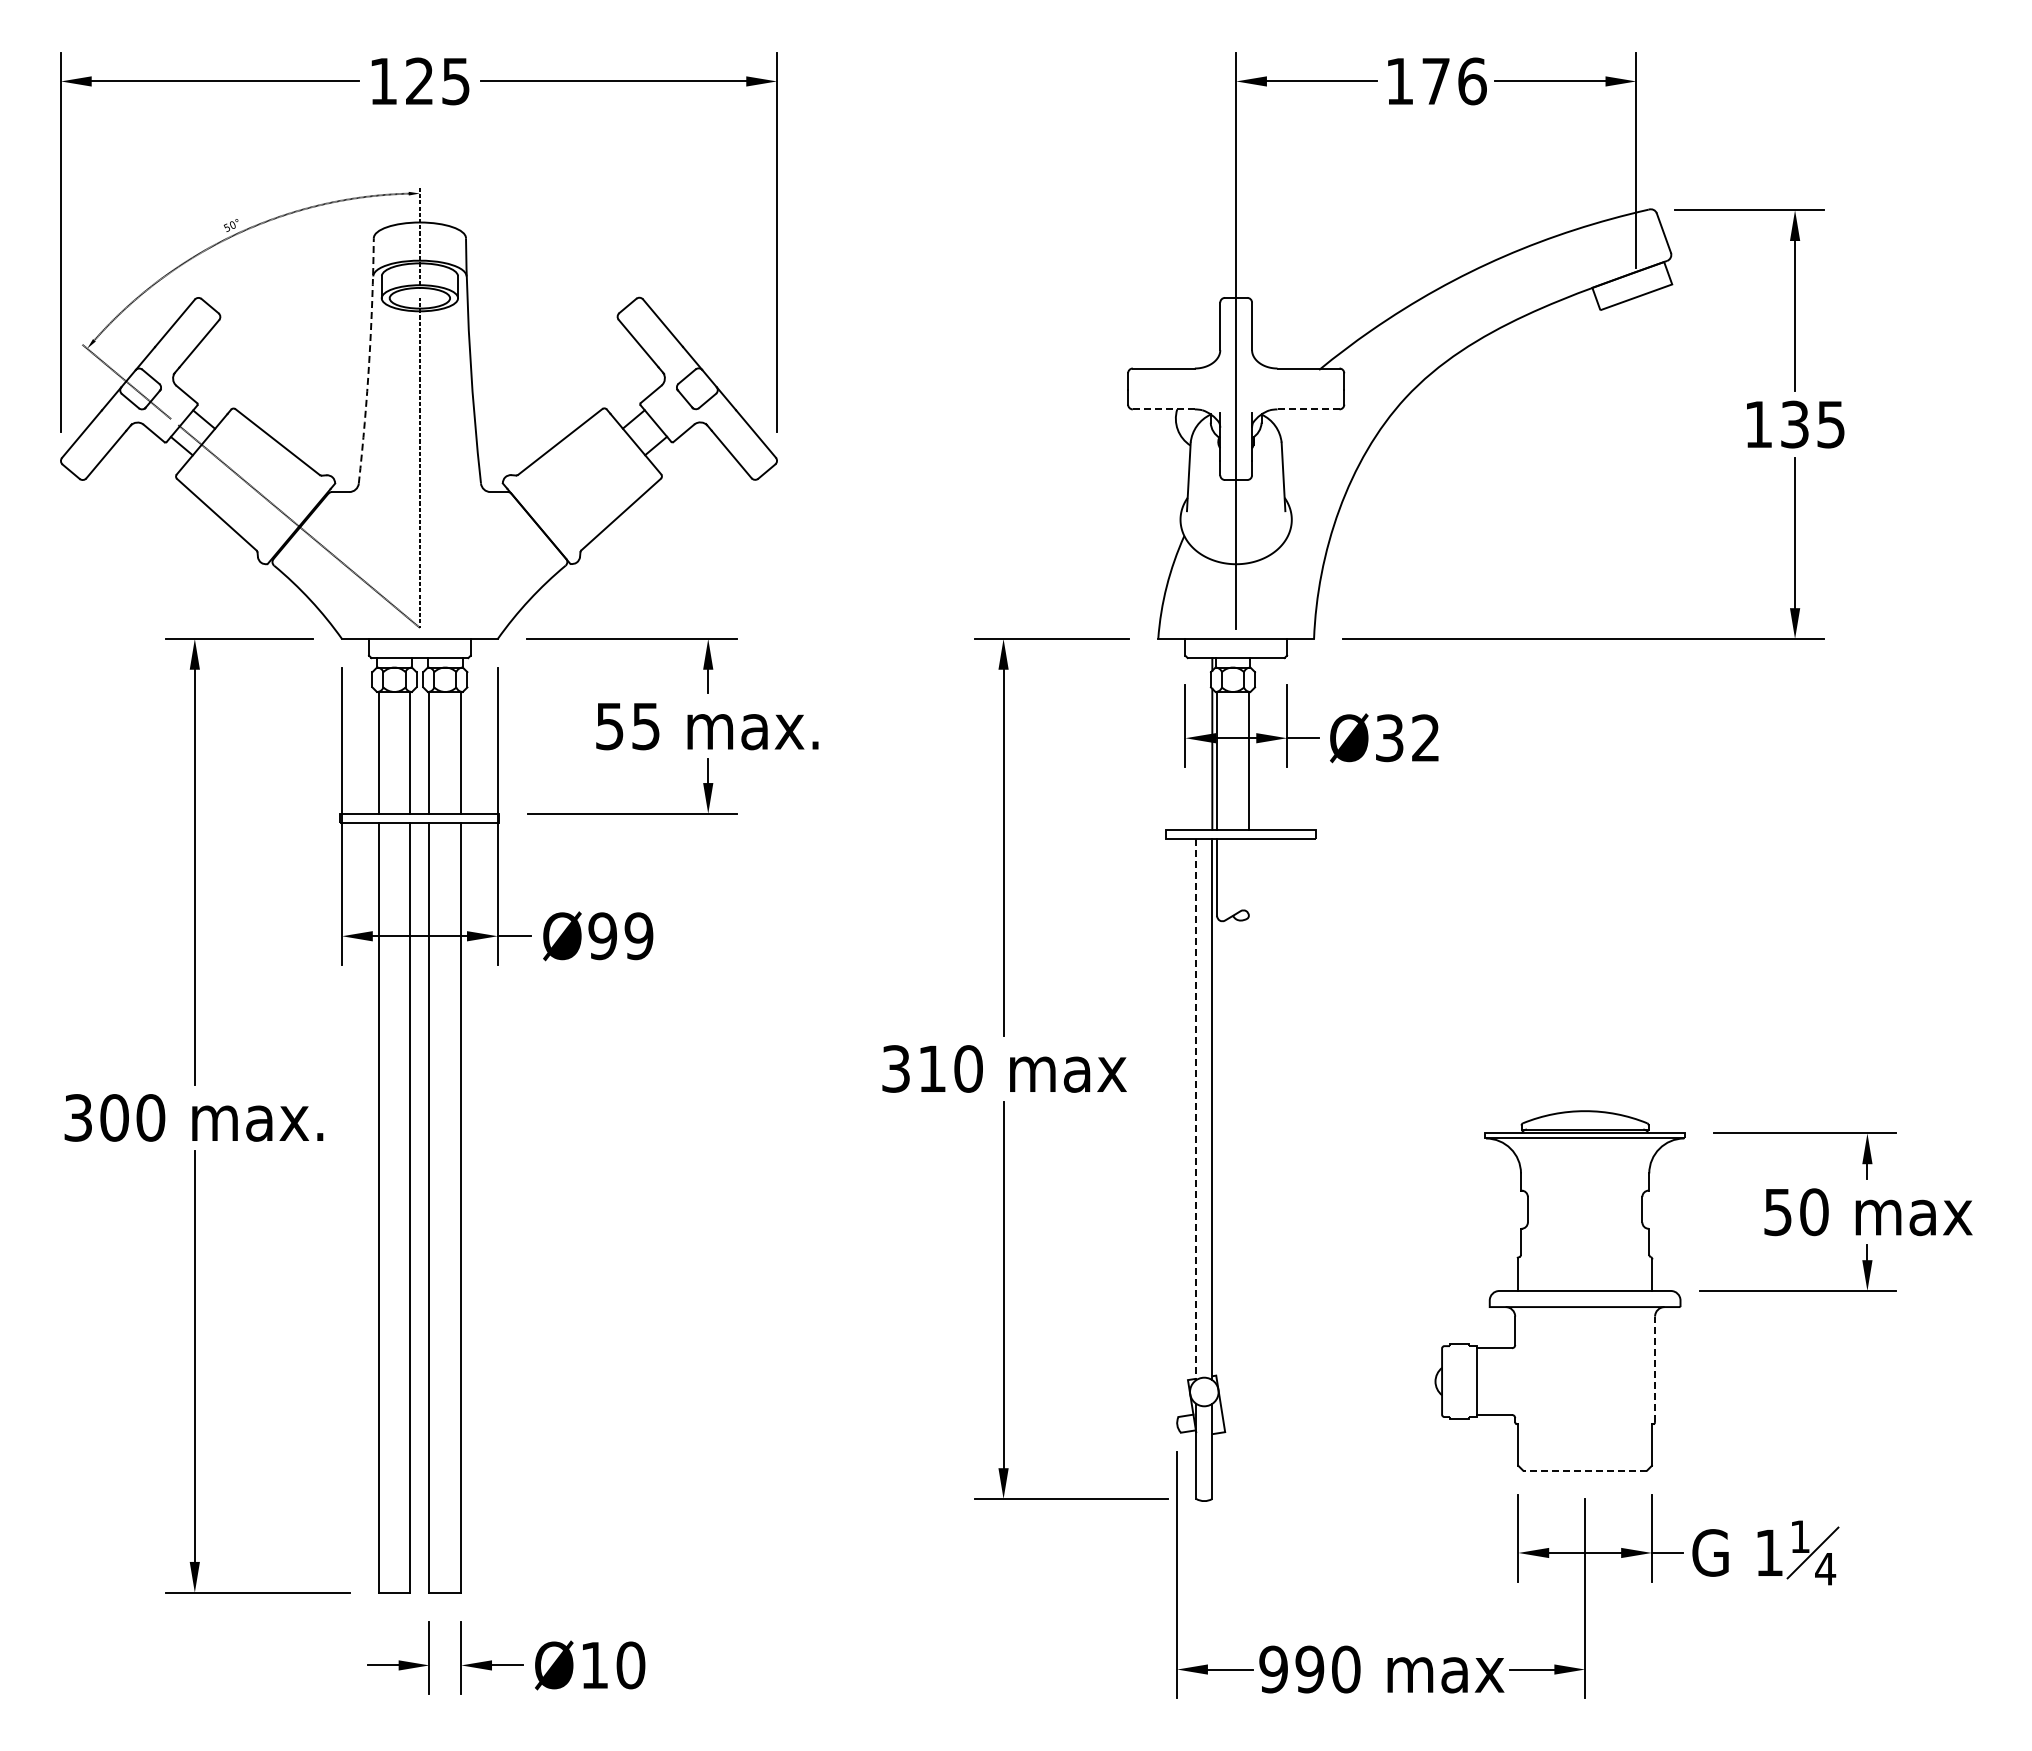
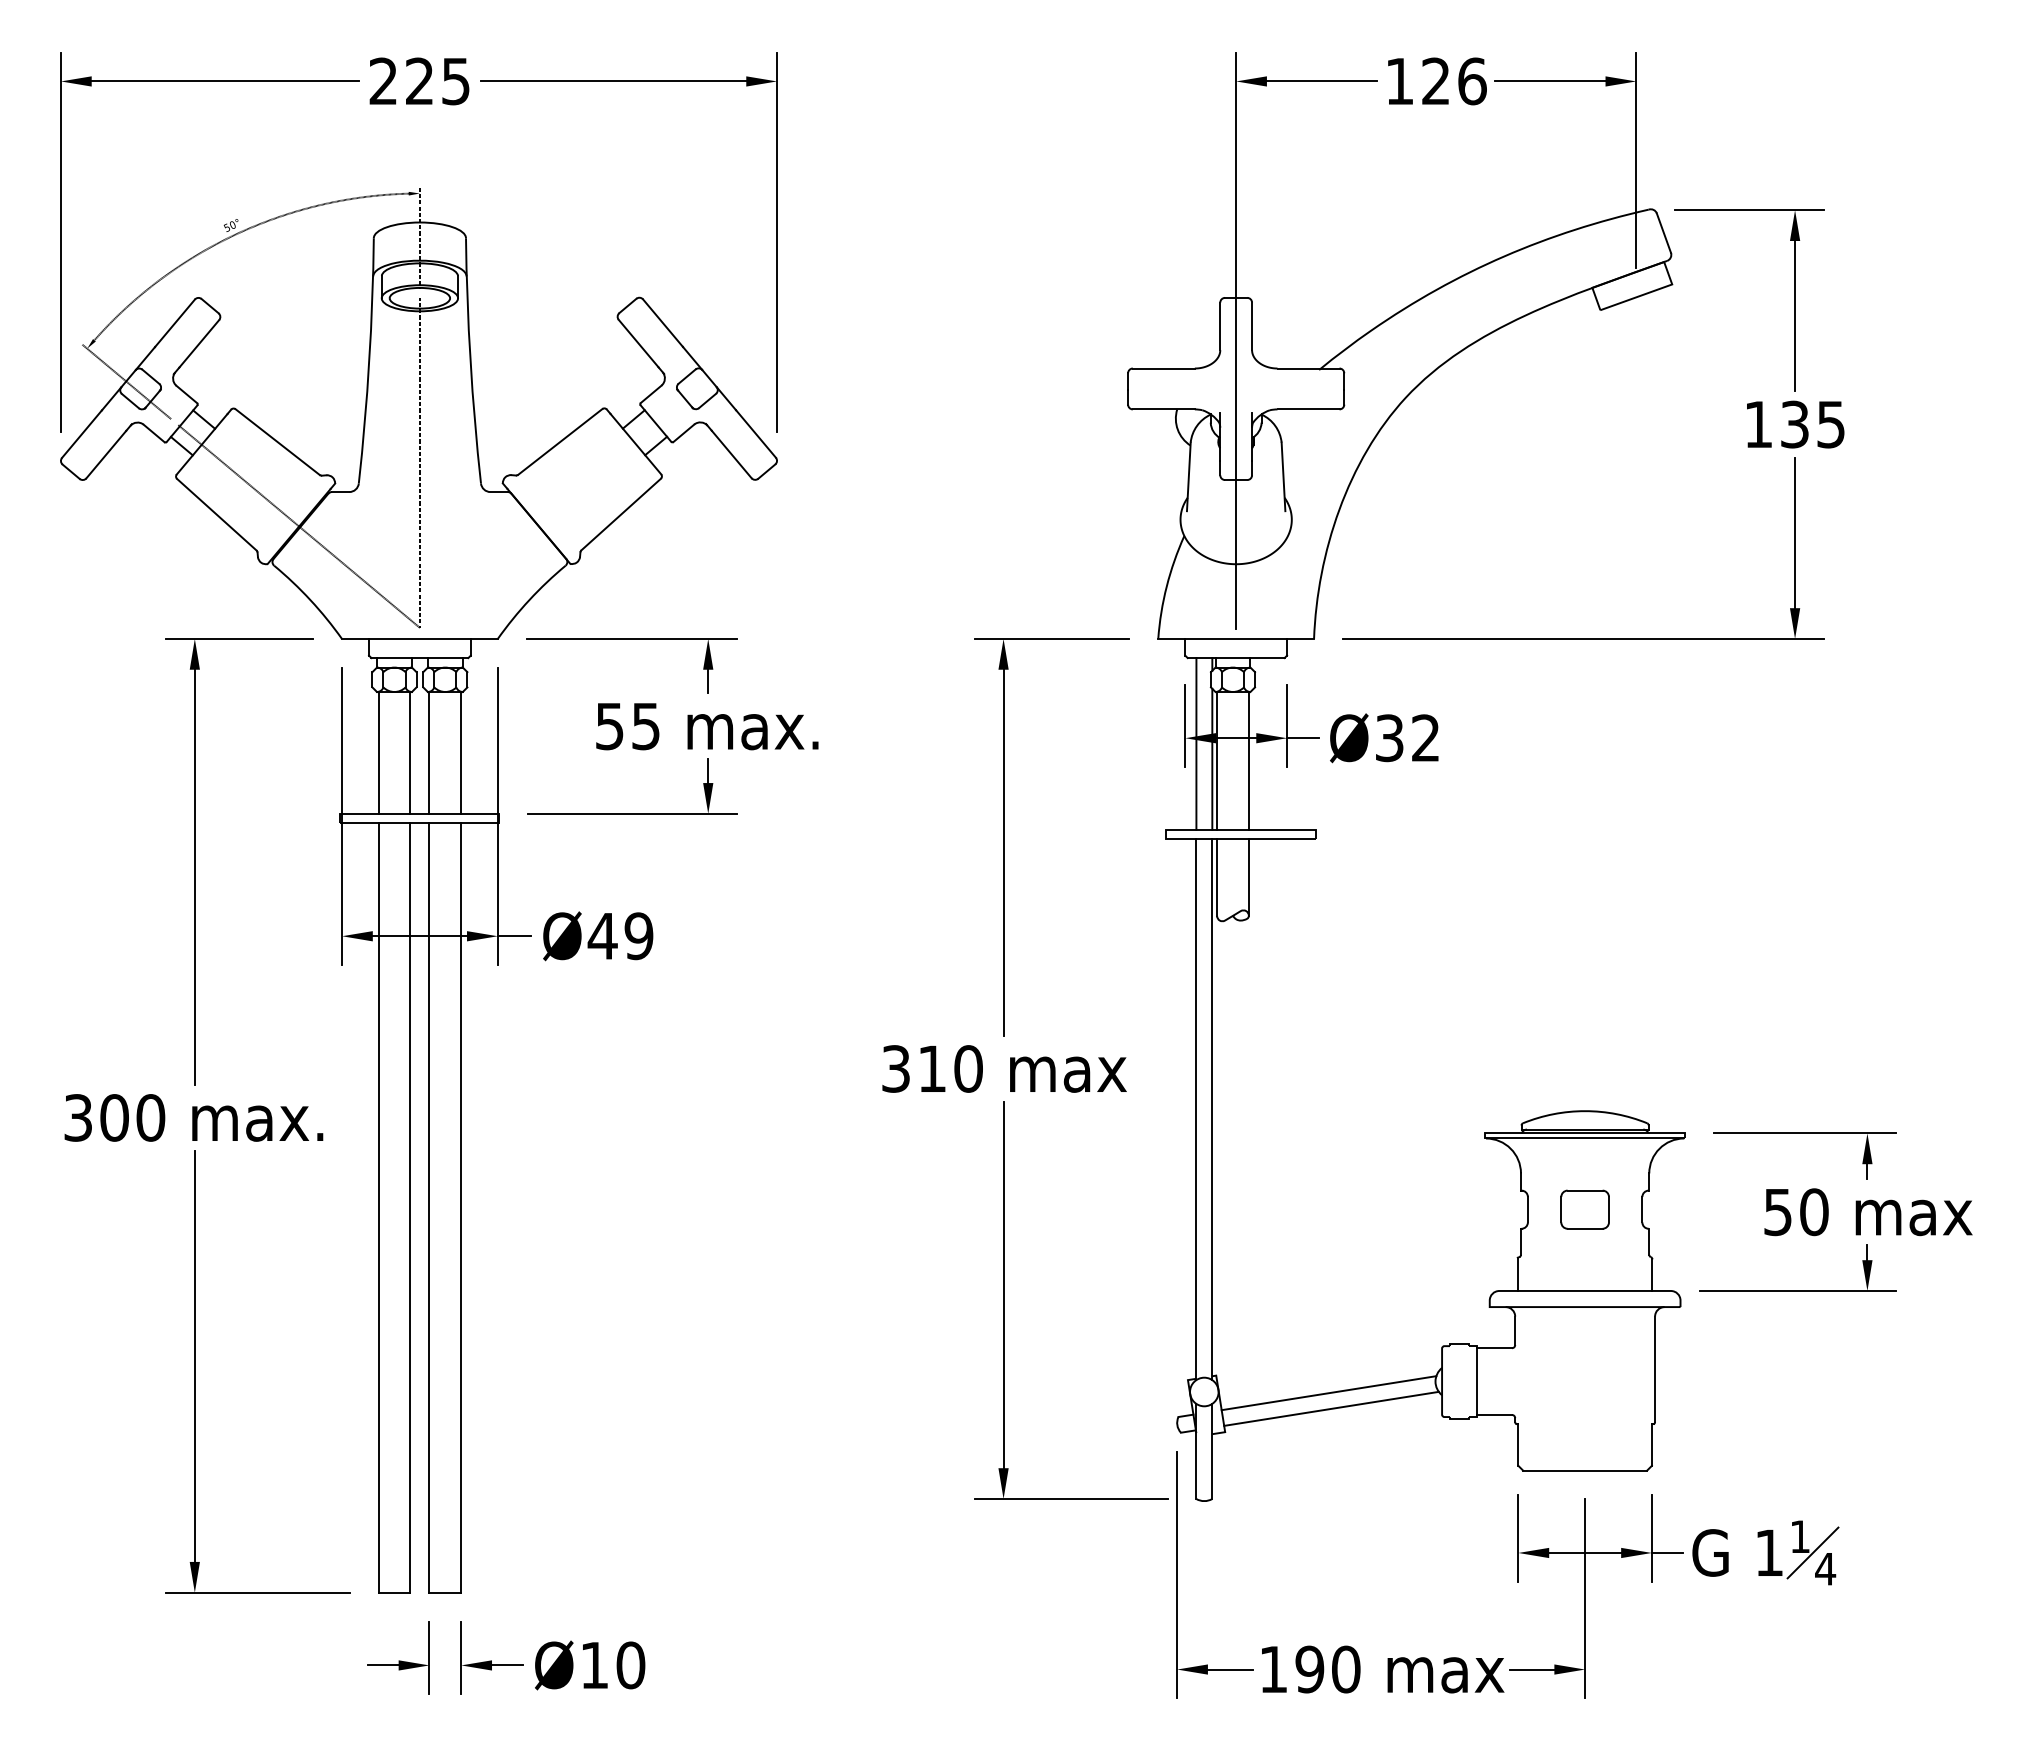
text: 125 -> 225 (382, 80)
text: 176 -> 126 (1435, 80)
arc: dashed -> solid (369, 361)
line: dashed -> solid (1163, 409)
line: dashed -> solid (1308, 409)
line: none -> present (1196, 743)
line: none -> present (1248, 877)
text: Ø99 -> Ø49 (602, 936)
line: dashed -> solid (1196, 1110)
part: none -> present (1584, 1209)
line: dashed -> solid (1655, 1369)
line: none -> present (1328, 1393)
line: none -> present (1331, 1408)
line: dashed -> solid (1585, 1470)
text: 990 -> 190 (1273, 1669)
